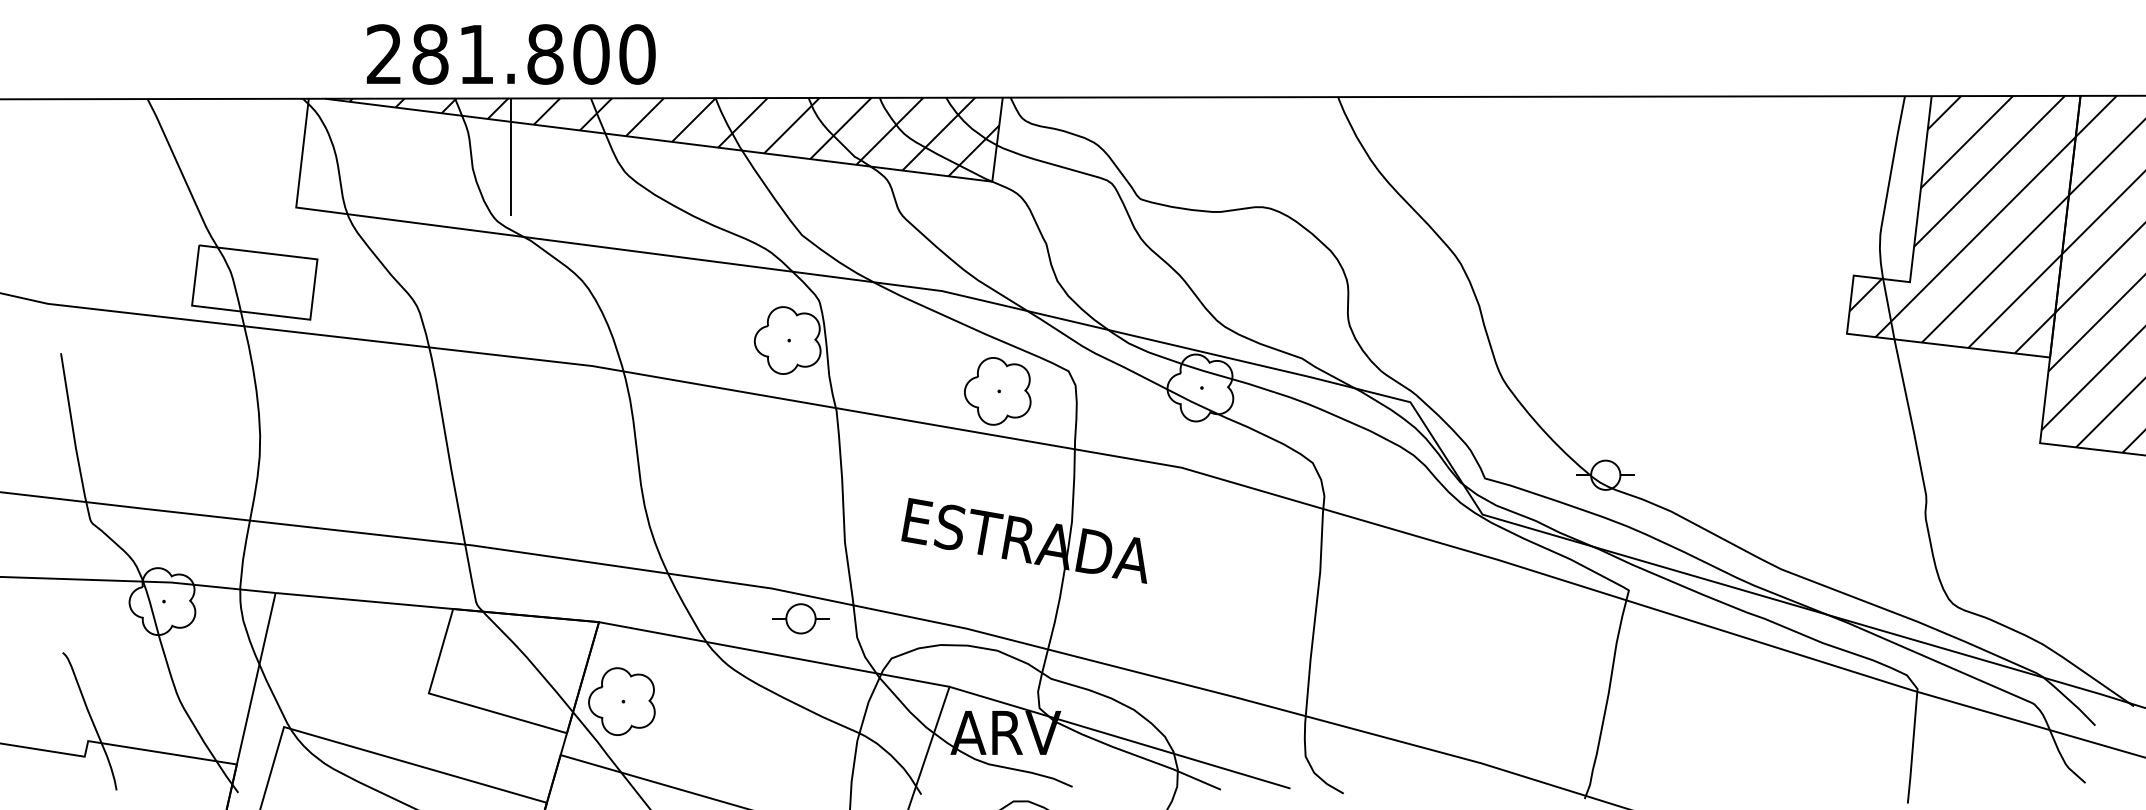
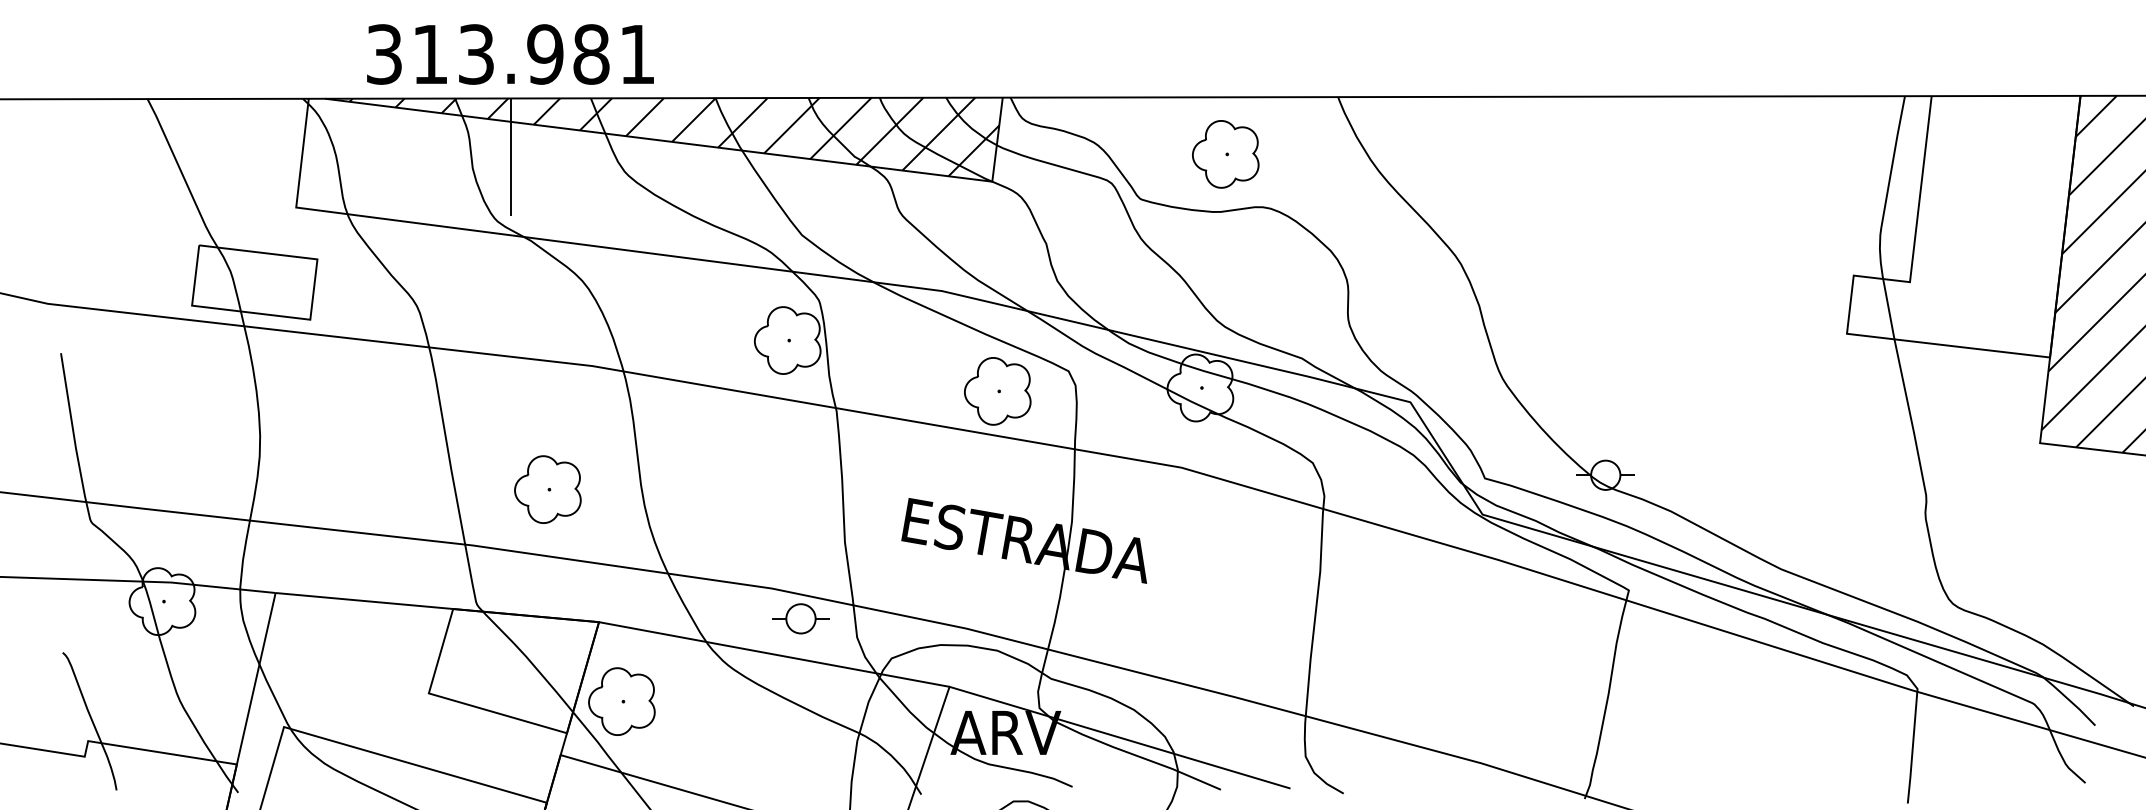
text: 281.800 -> 313.981 (510, 54)
part: none -> present (1225, 154)
hatch: present -> none (1962, 224)
part: none -> present (547, 489)
